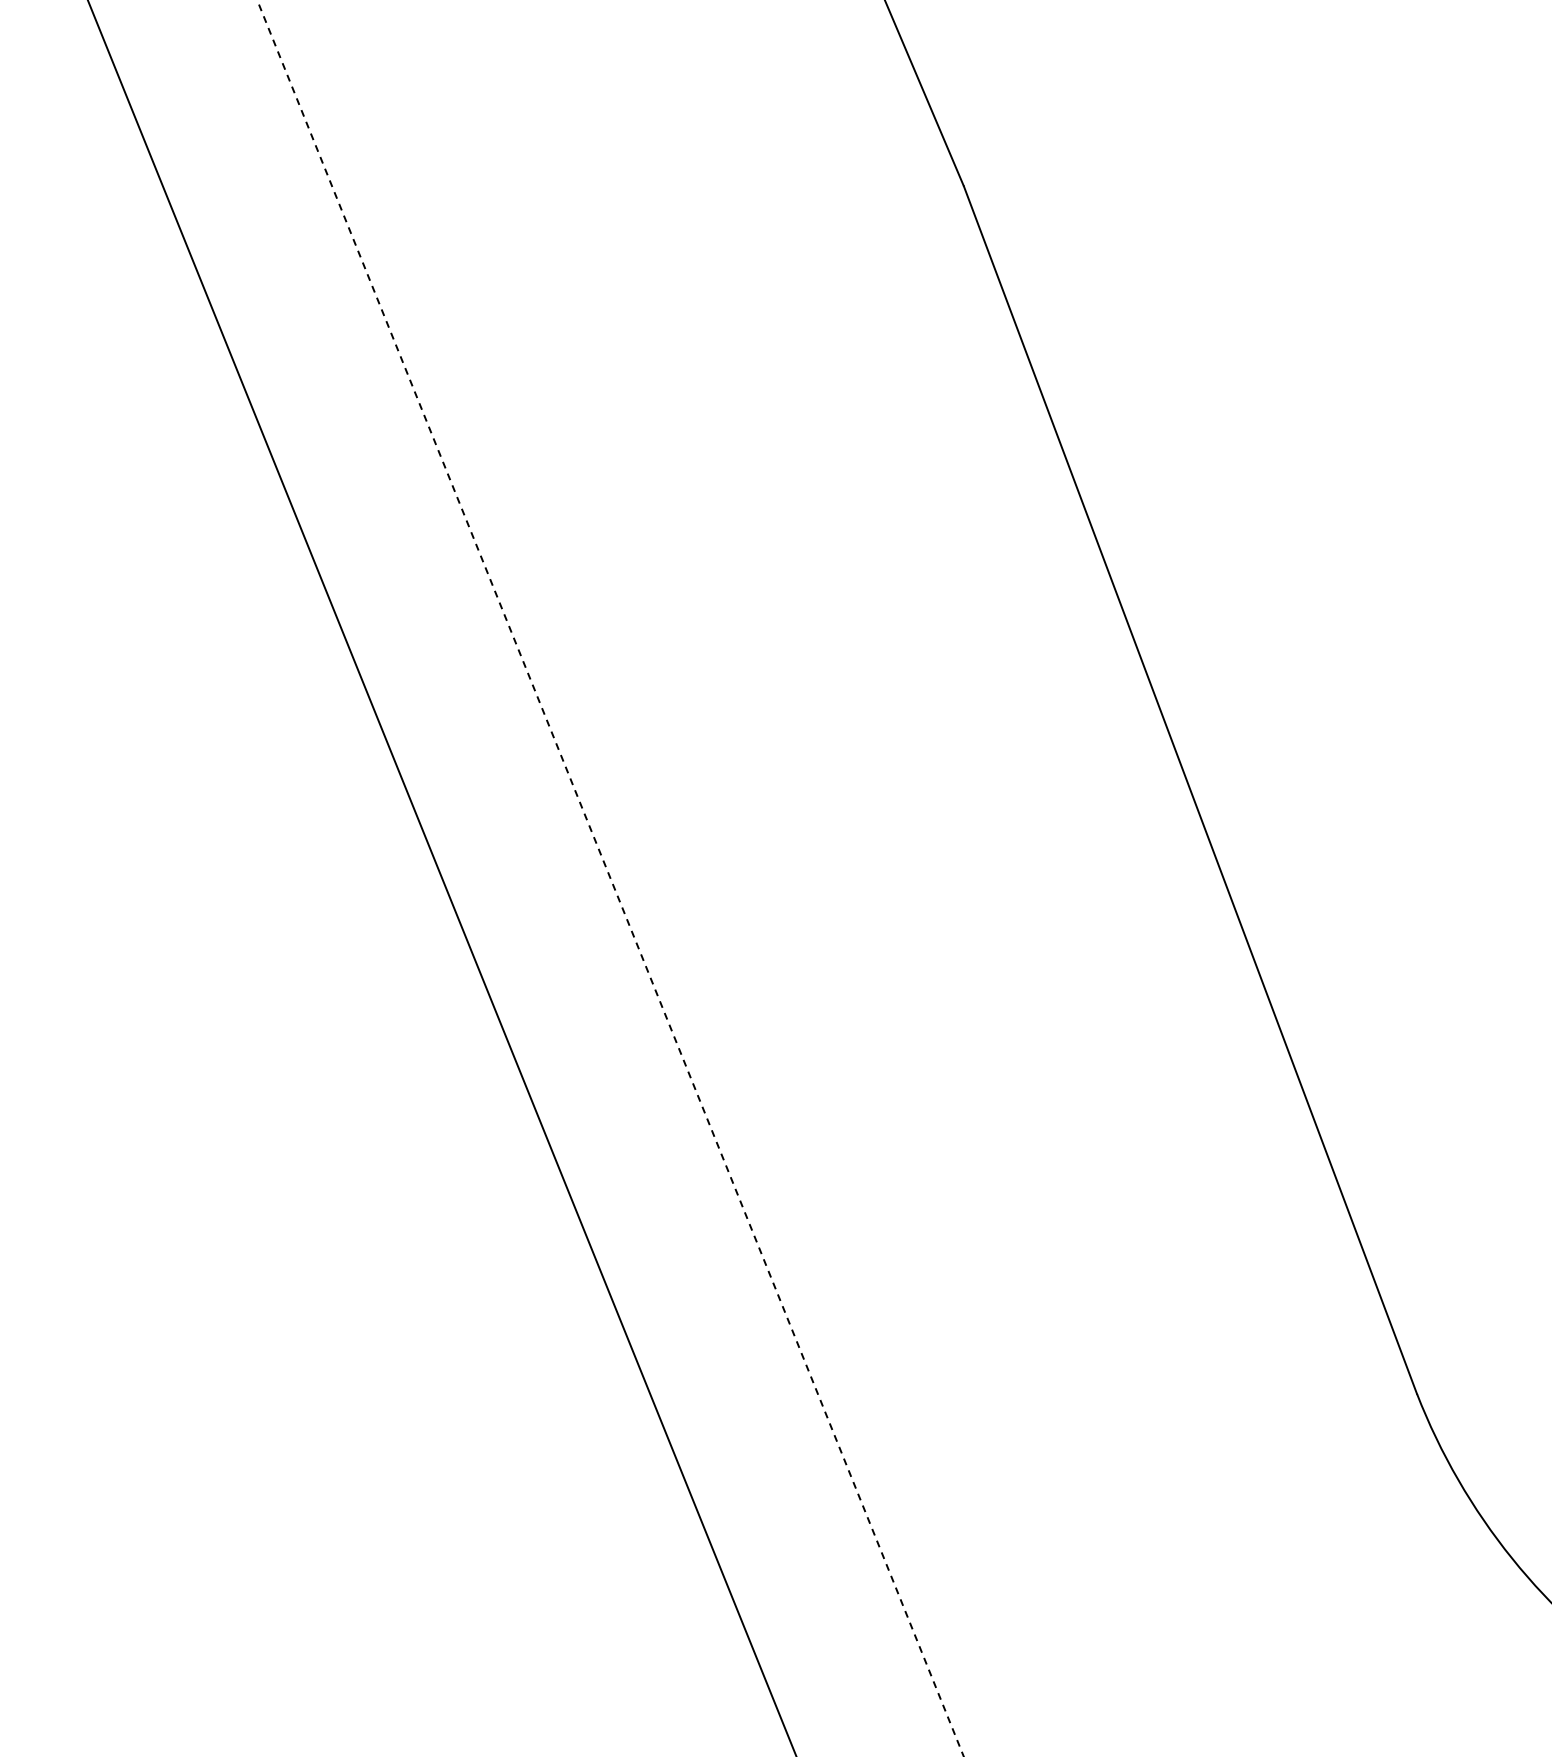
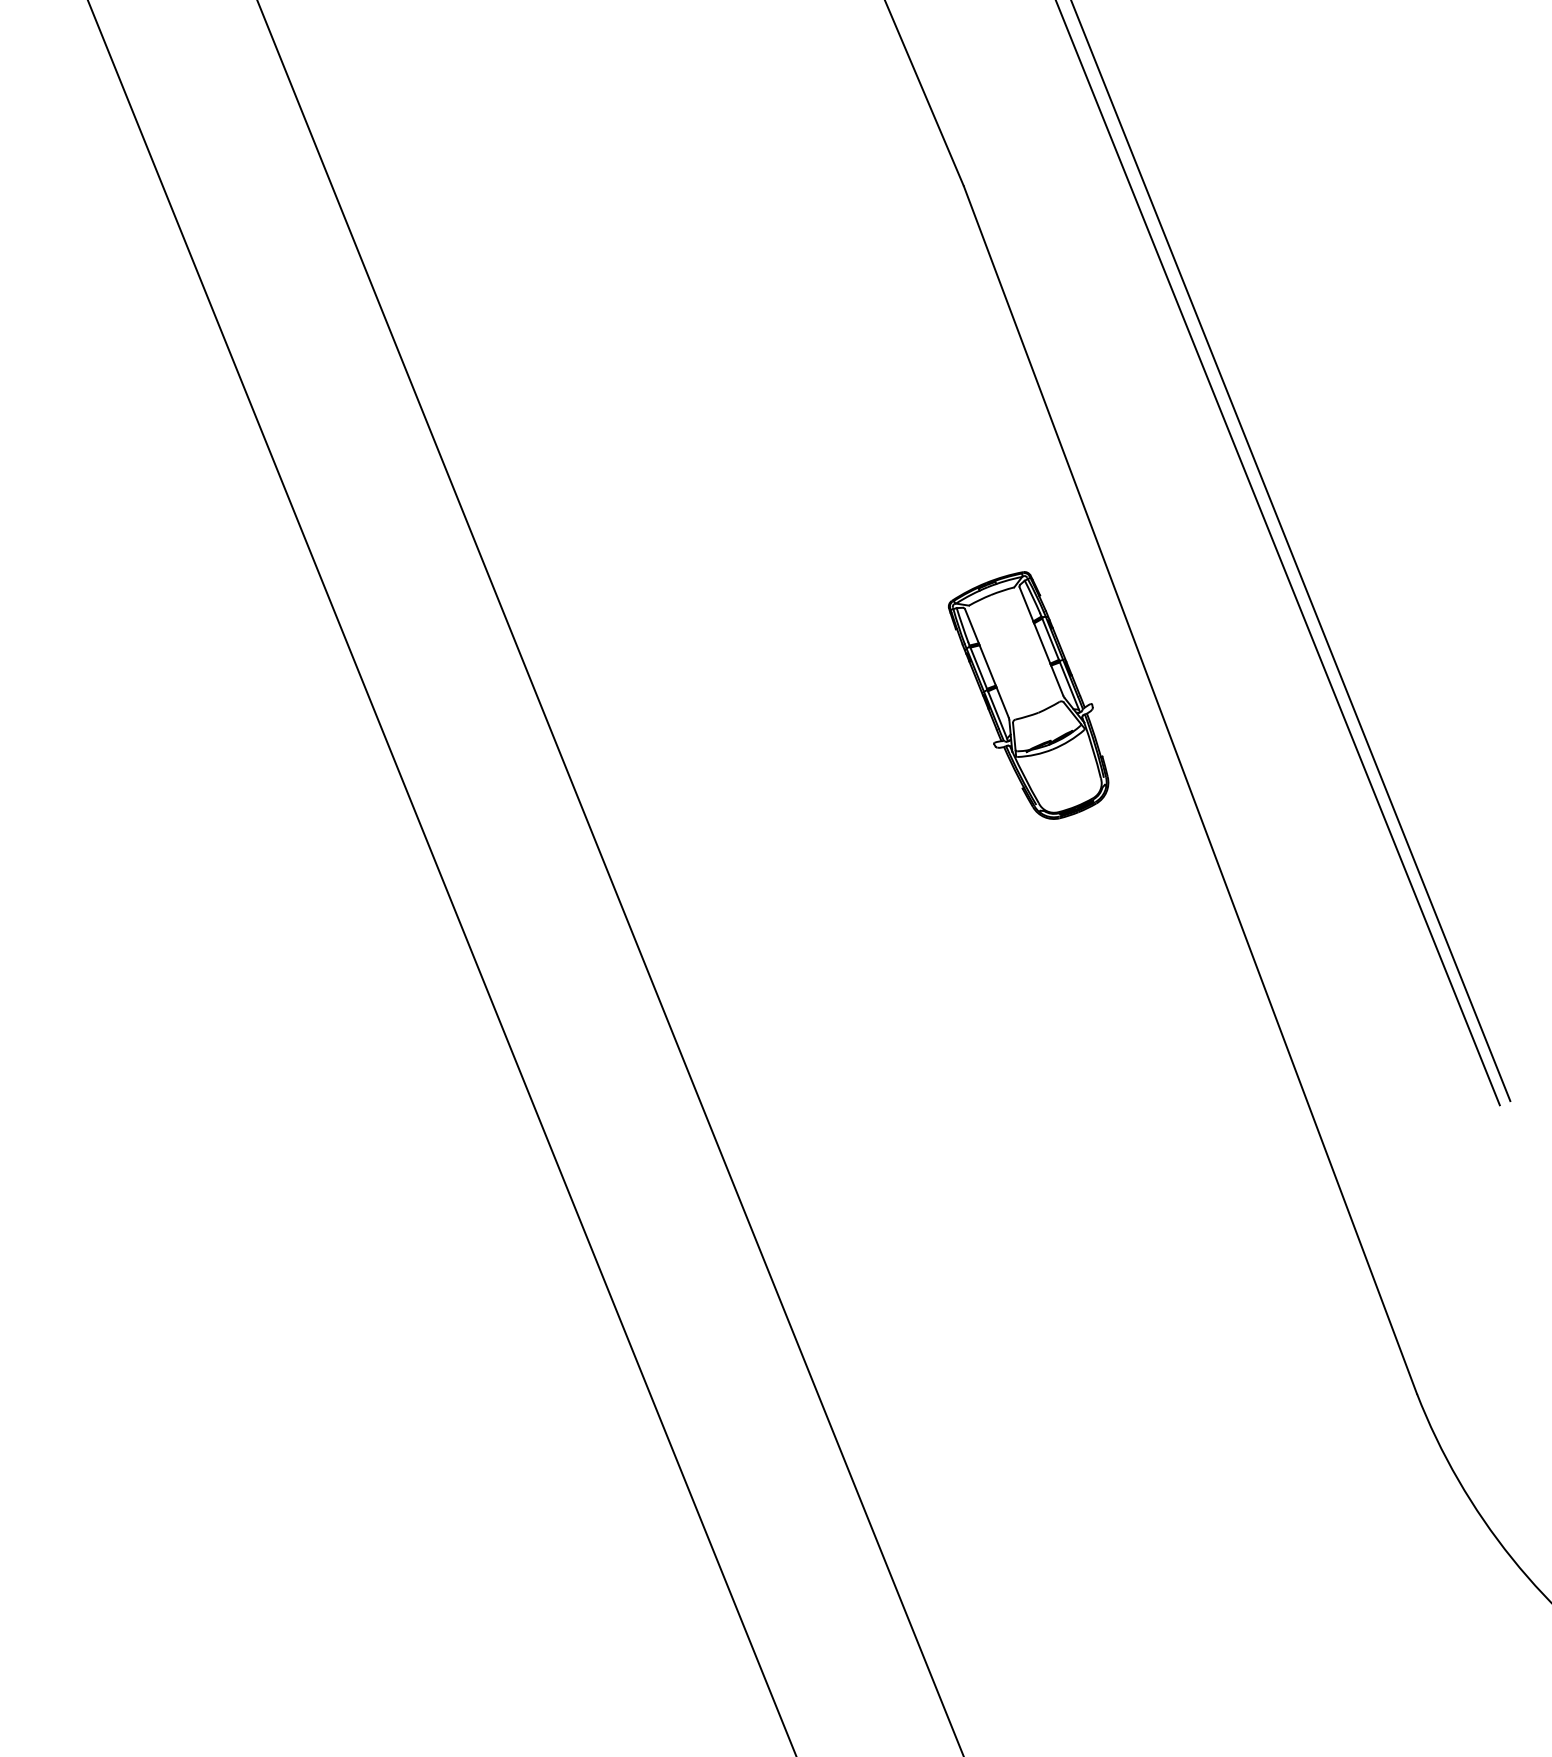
line: none -> present (1290, 551)
line: none -> present (1277, 553)
part: none -> present (1028, 695)
line: dashed -> solid (610, 877)
